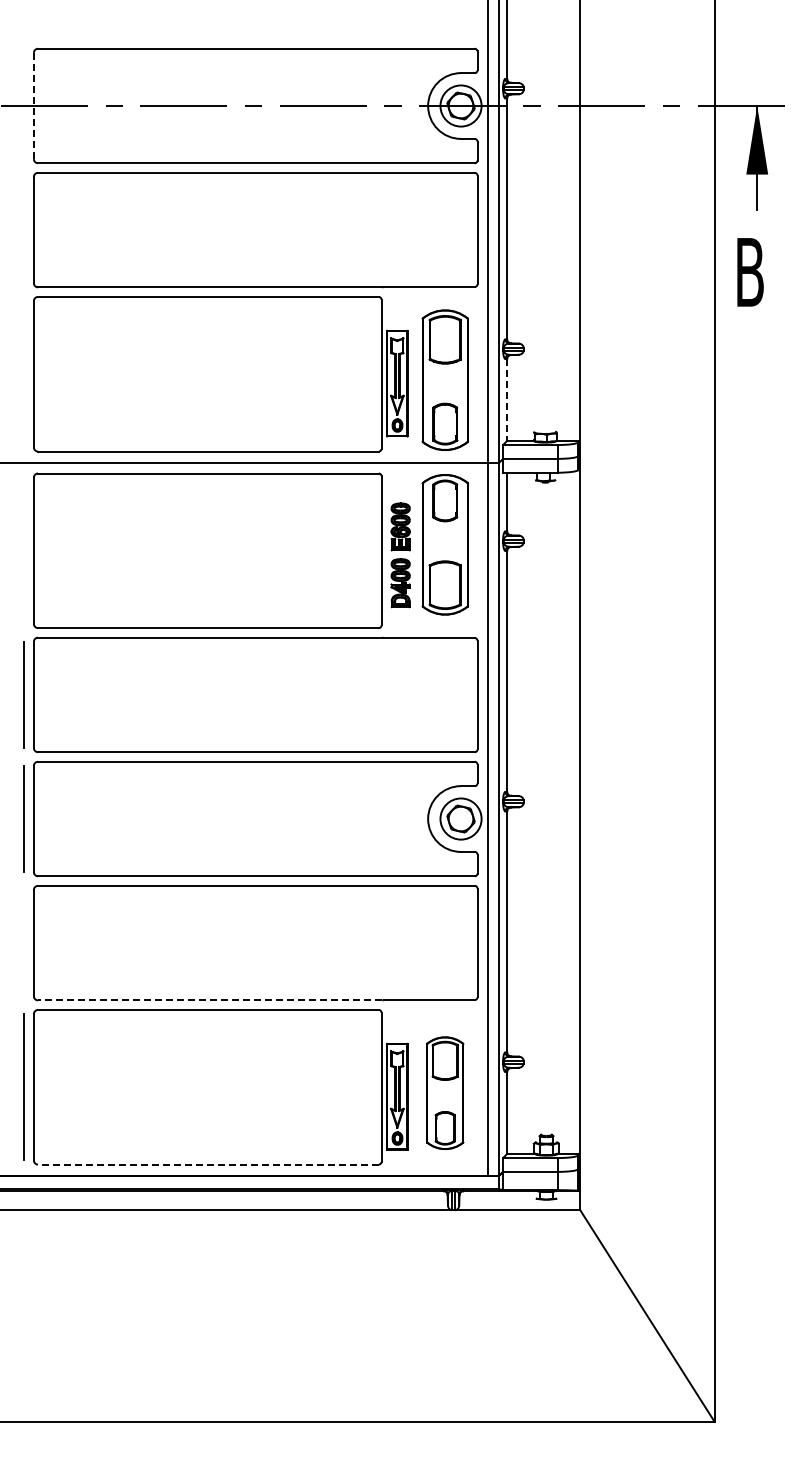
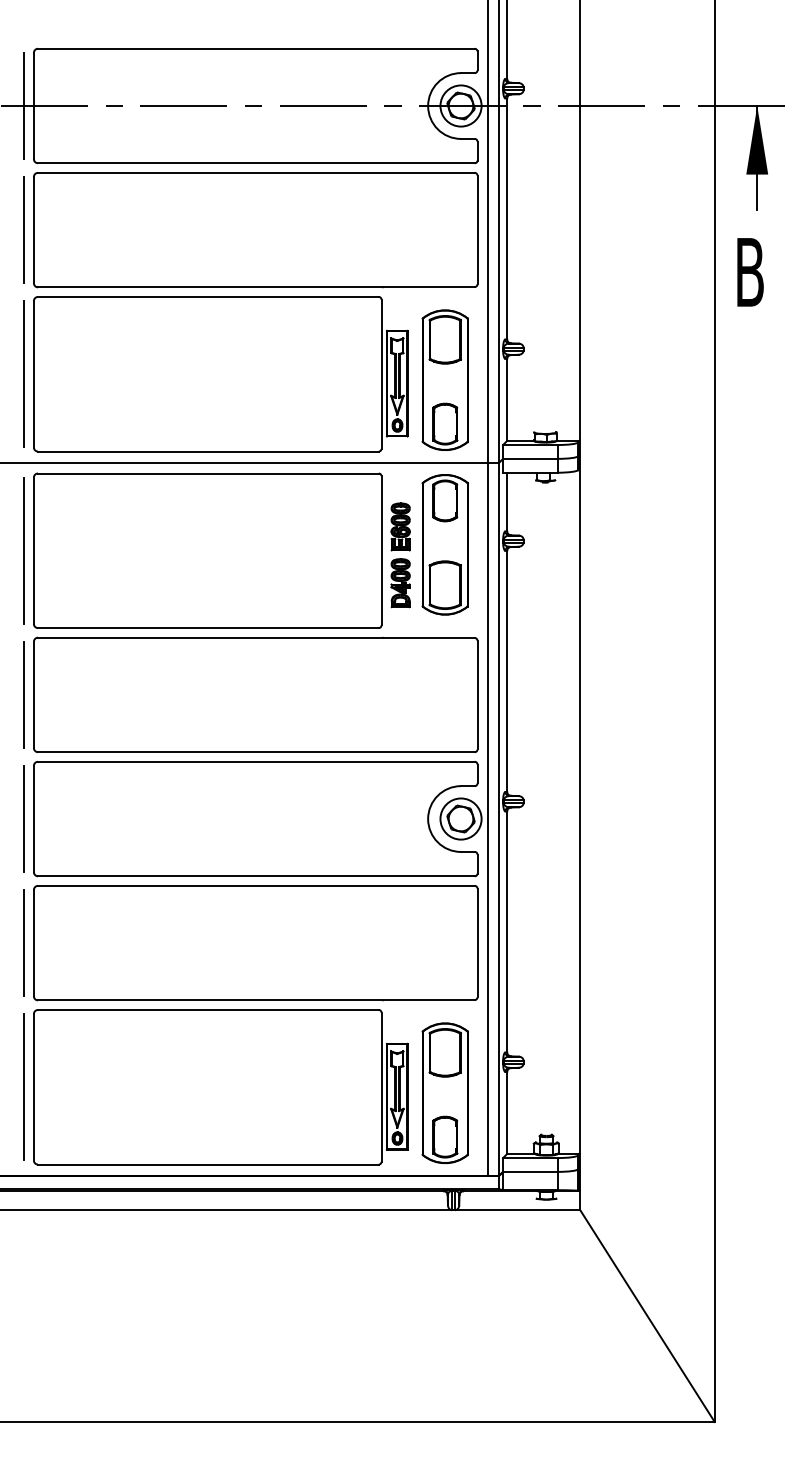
line: none -> present (24, 105)
line: dashed -> solid (33, 105)
line: none -> present (24, 229)
line: none -> present (24, 374)
line: dashed -> solid (507, 400)
line: none -> present (24, 550)
line: none -> present (24, 942)
line: dashed -> solid (209, 1000)
part size: 39x114 px -> 48x142 px (444, 1092)
line: dashed -> solid (207, 1164)
